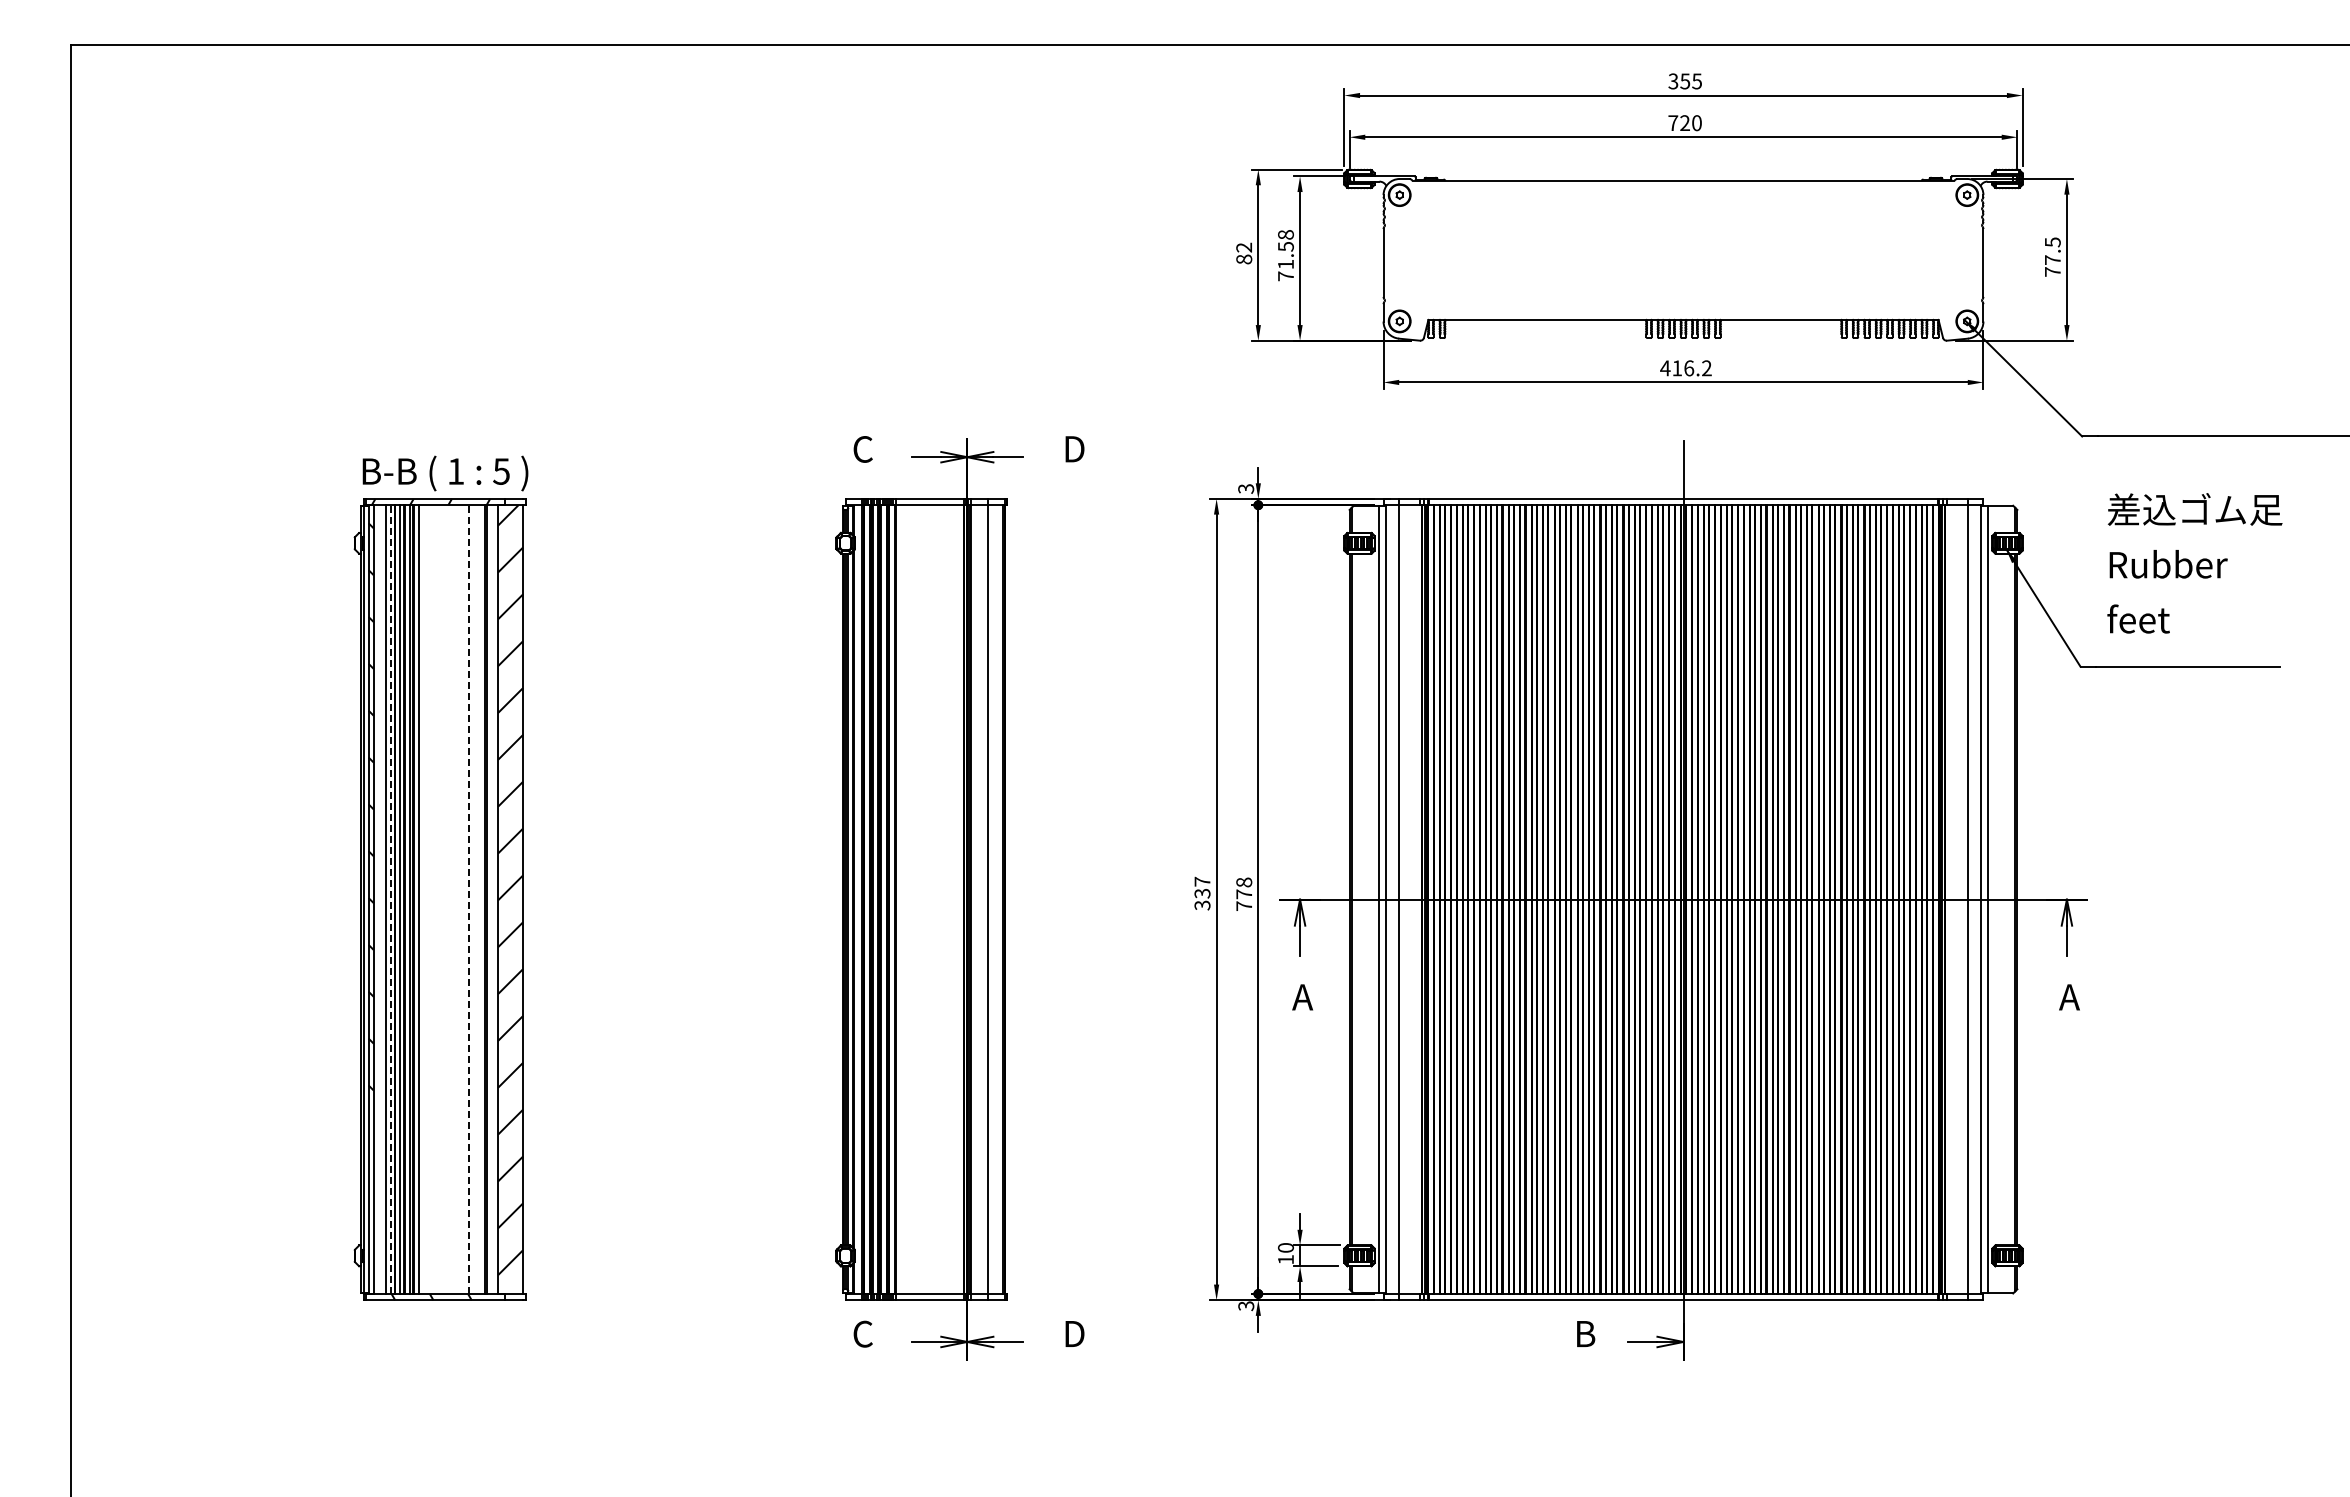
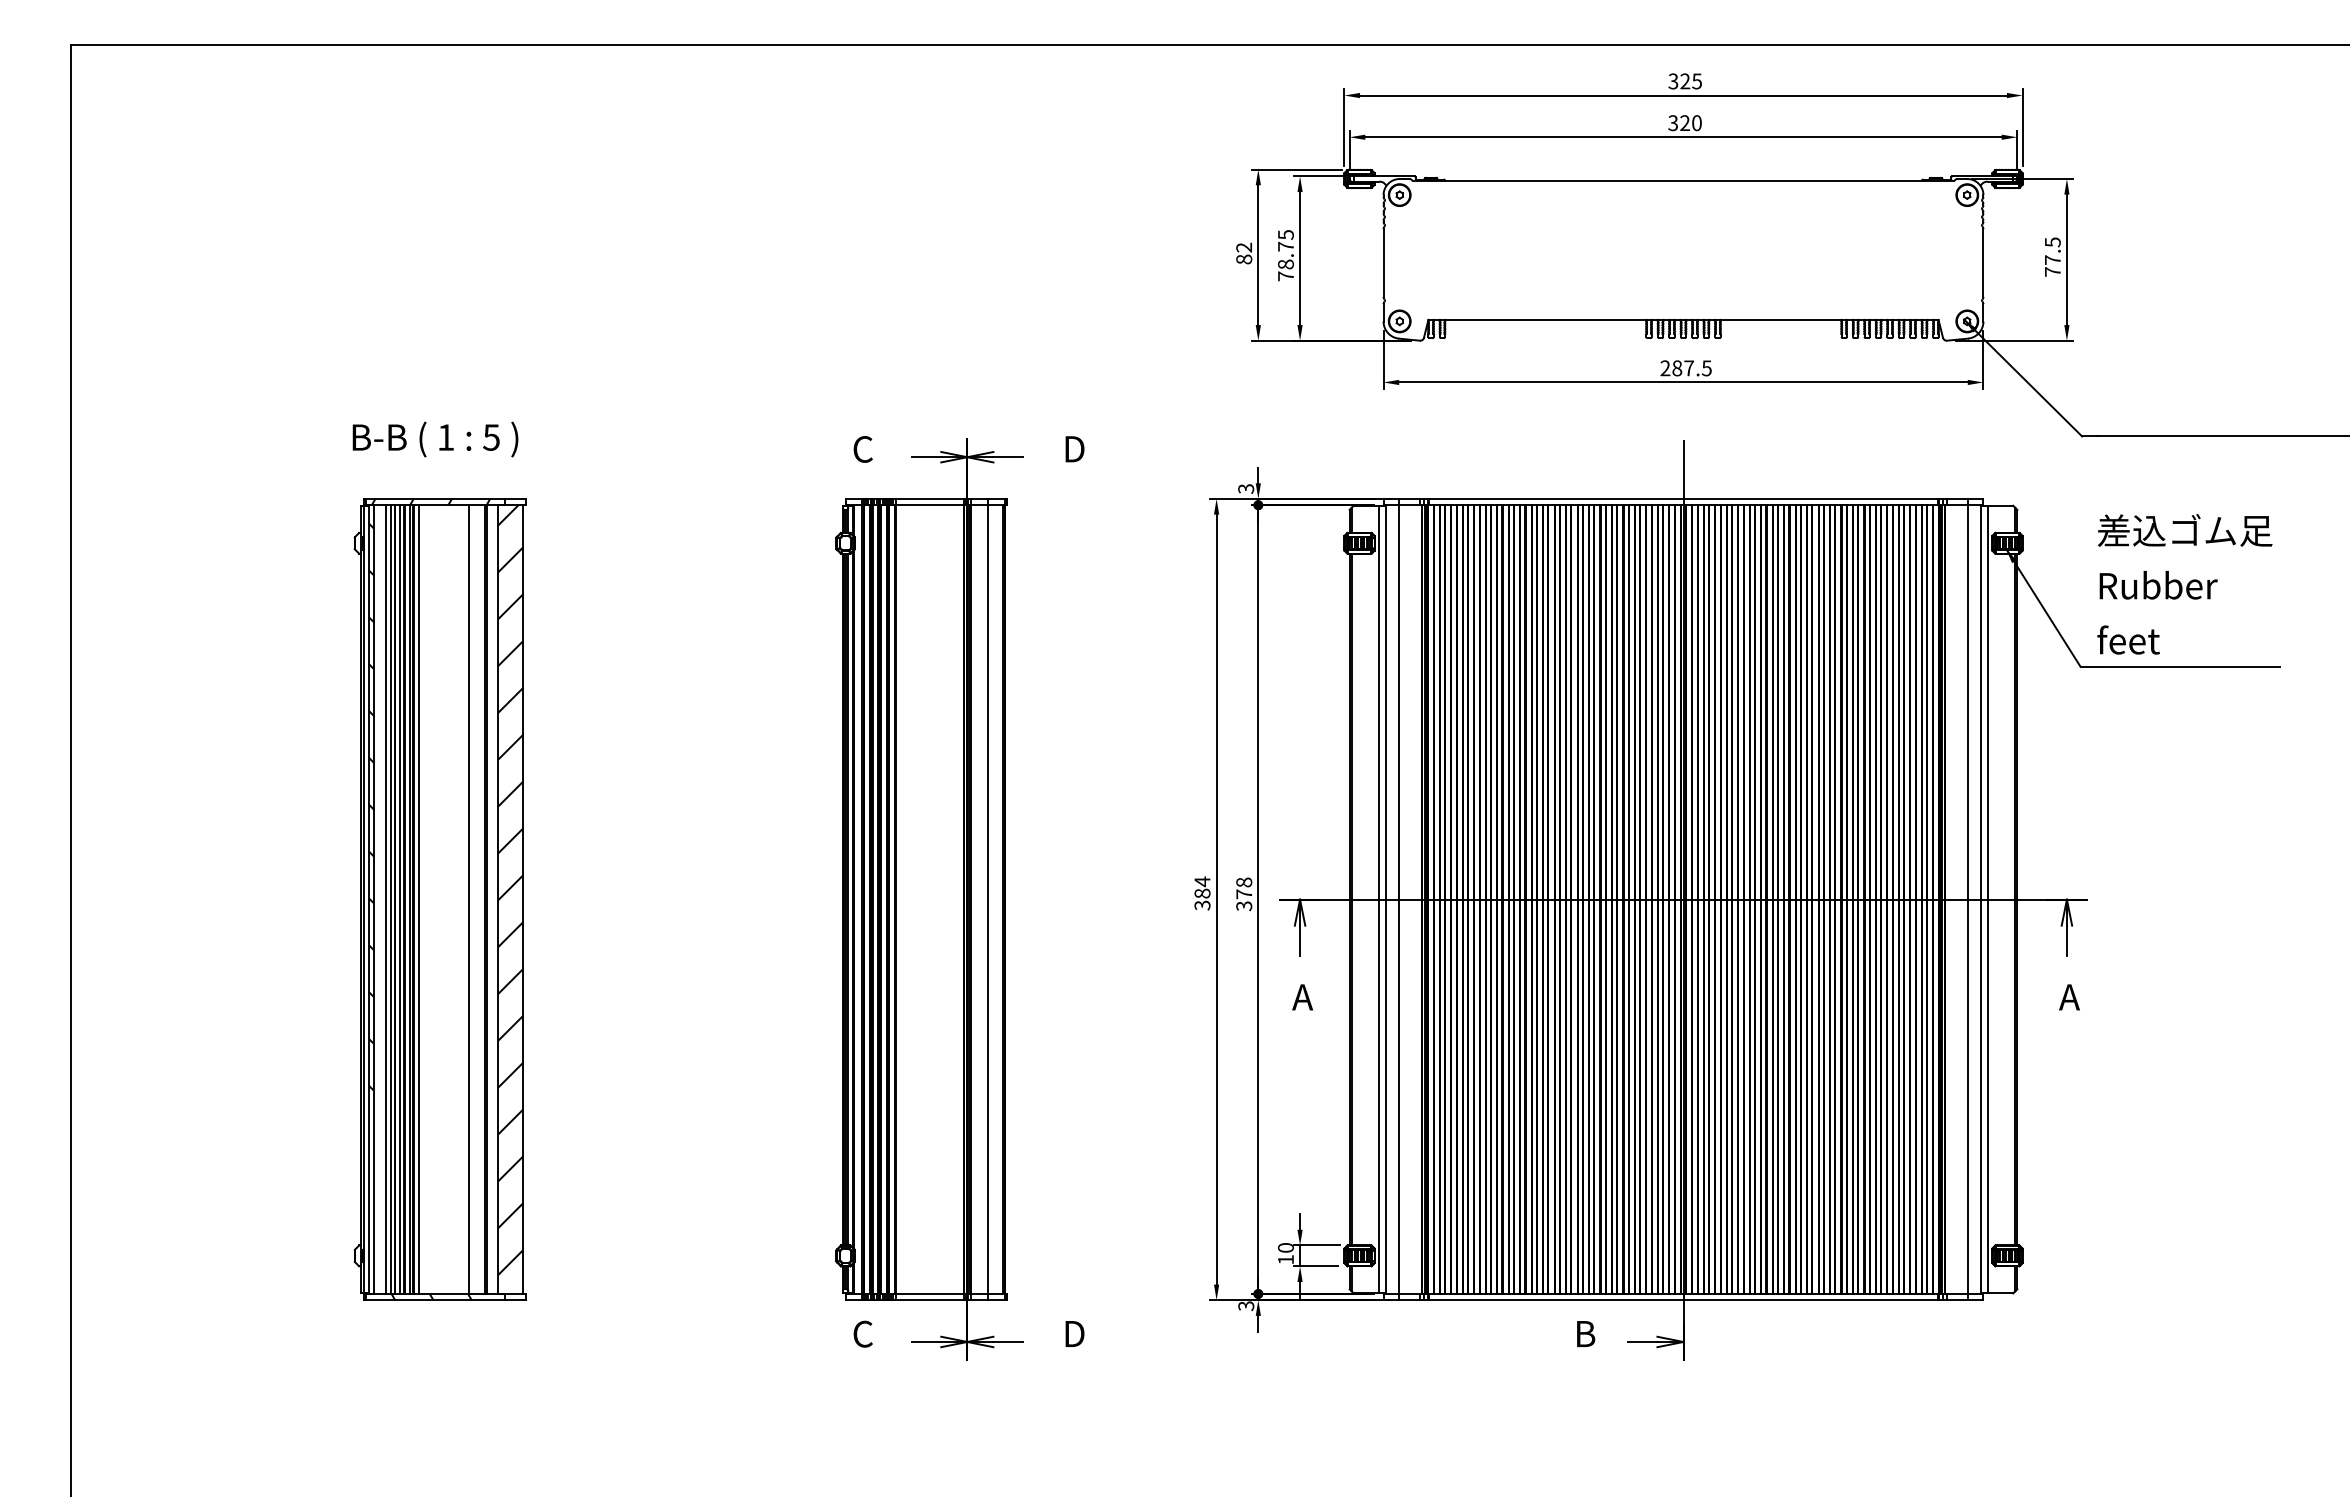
text: 355 -> 325 (1685, 81)
text: 720 -> 320 (1673, 123)
text: 71.58 -> 78.75 (1285, 249)
text: 416.2 -> 287.5 (1685, 368)
text position: (445, 473) -> (435, 439) (435, 439)
text position: (2194, 563) -> (2184, 584) (2184, 584)
text: 337 -> 384 (1202, 887)
line: dashed -> solid (390, 899)
line: dashed -> solid (468, 899)
text: 778 -> 378 (1244, 906)
